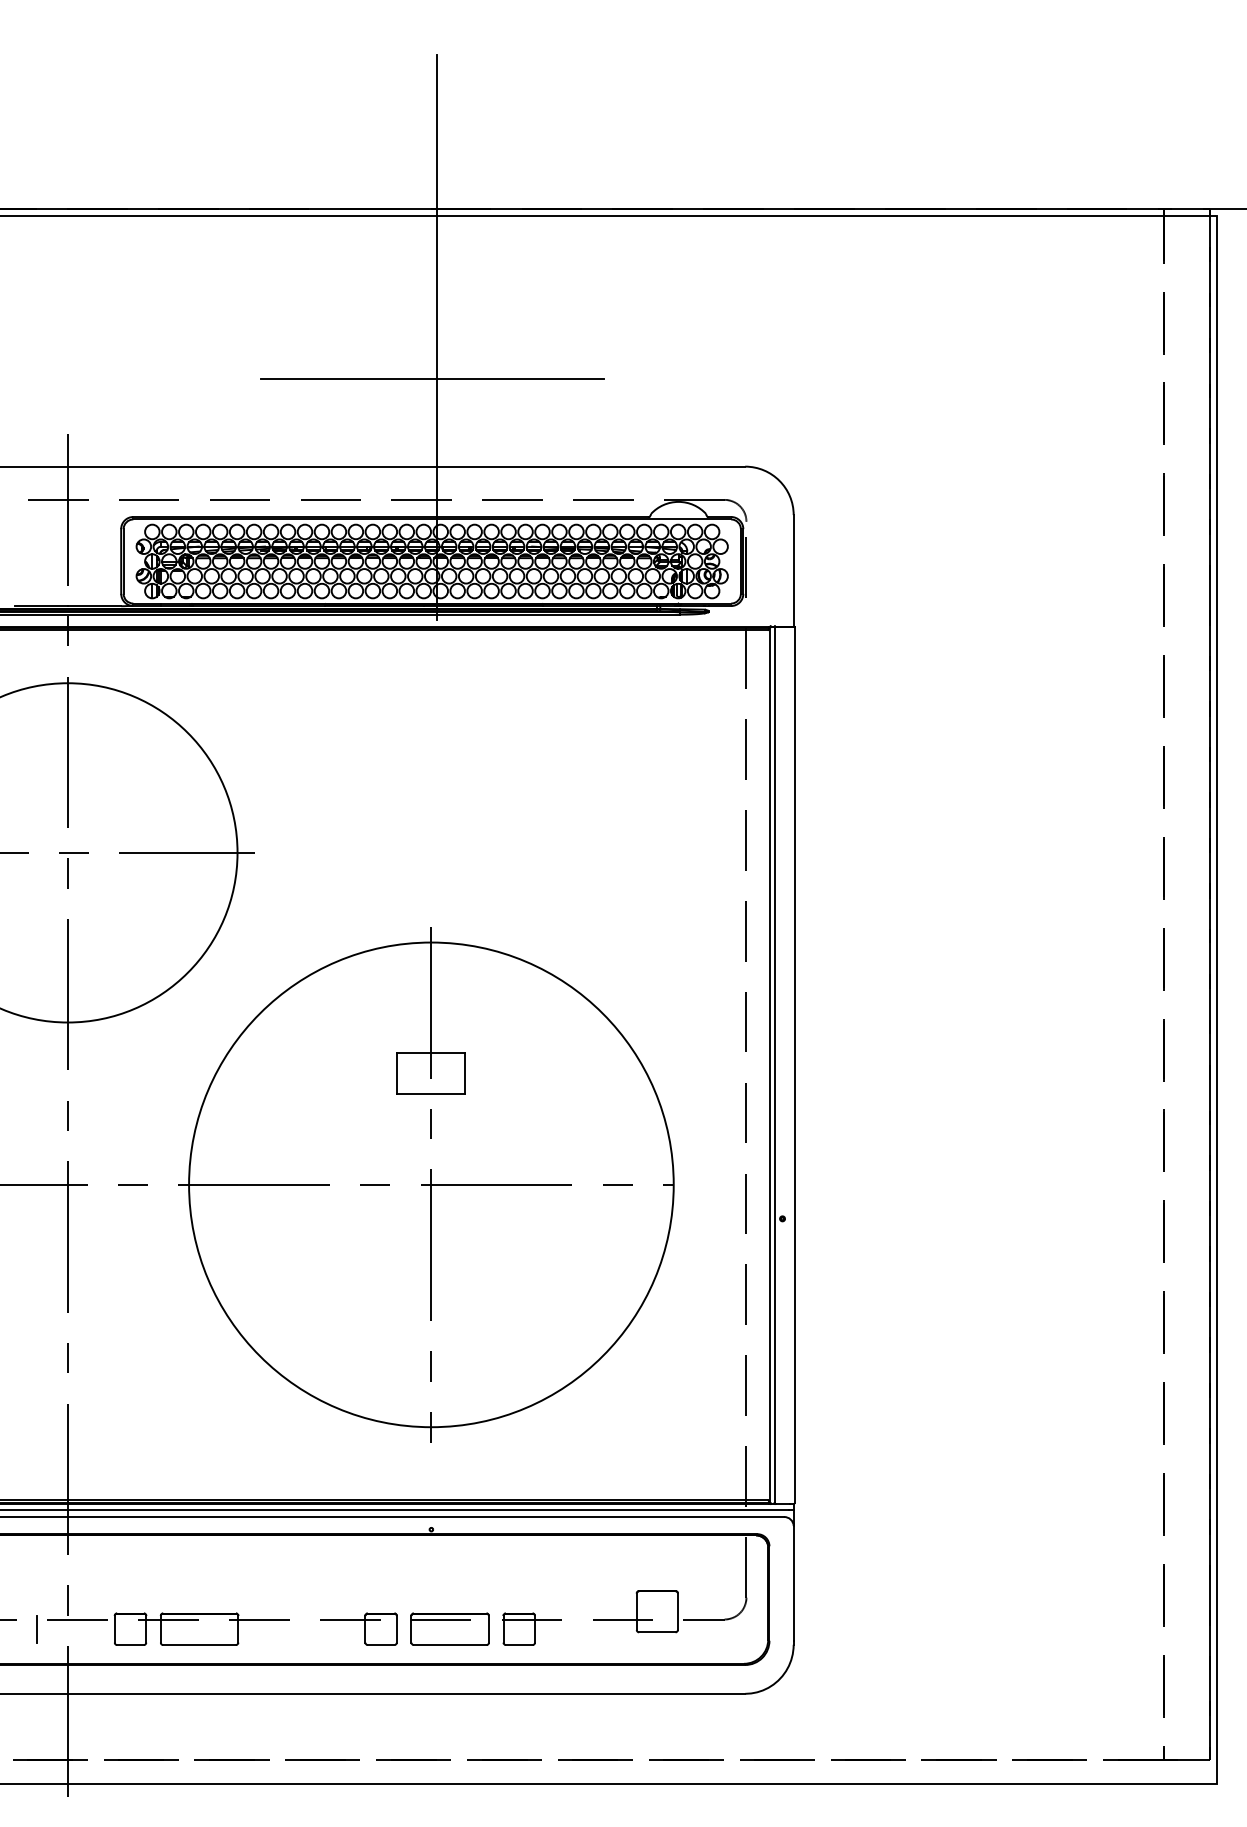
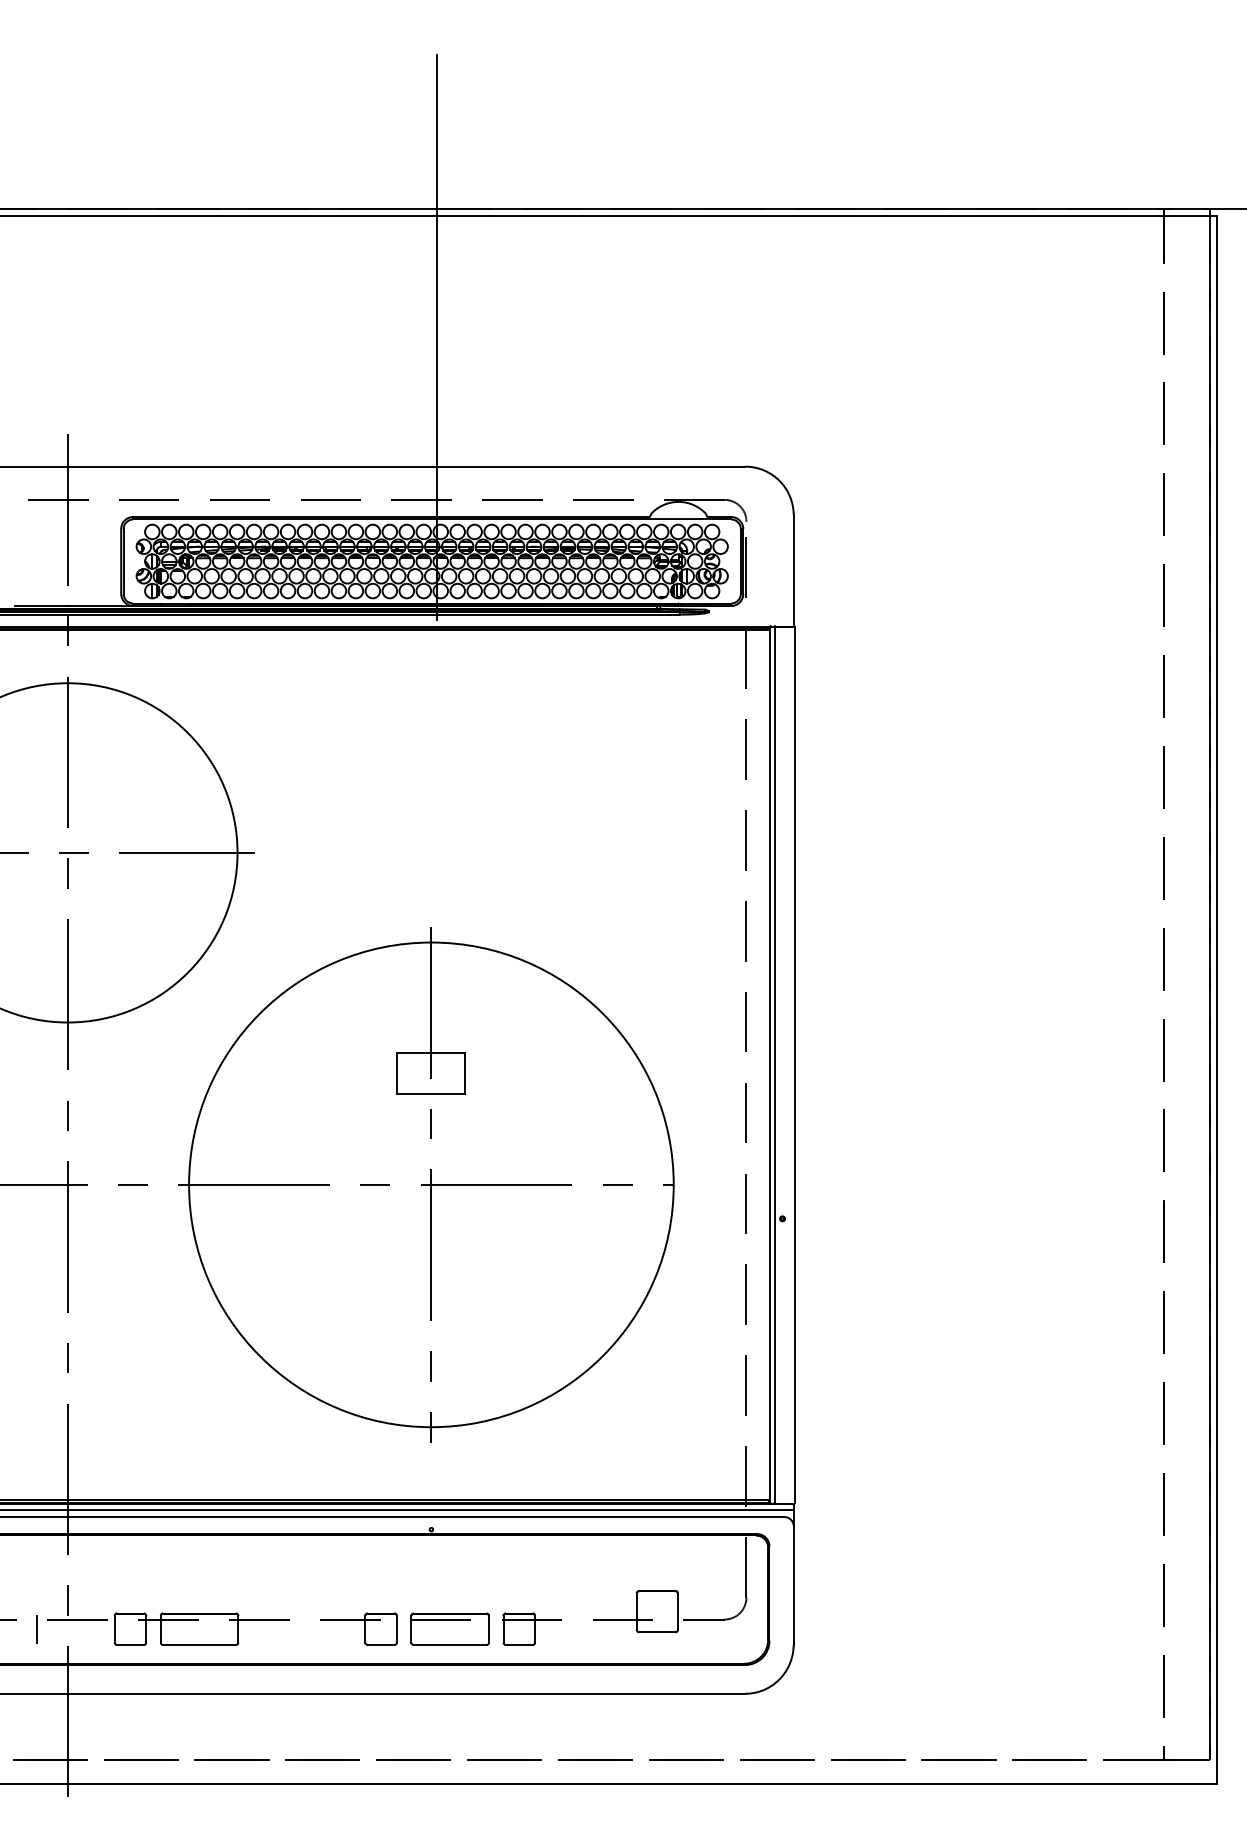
line: present -> none (432, 378)
